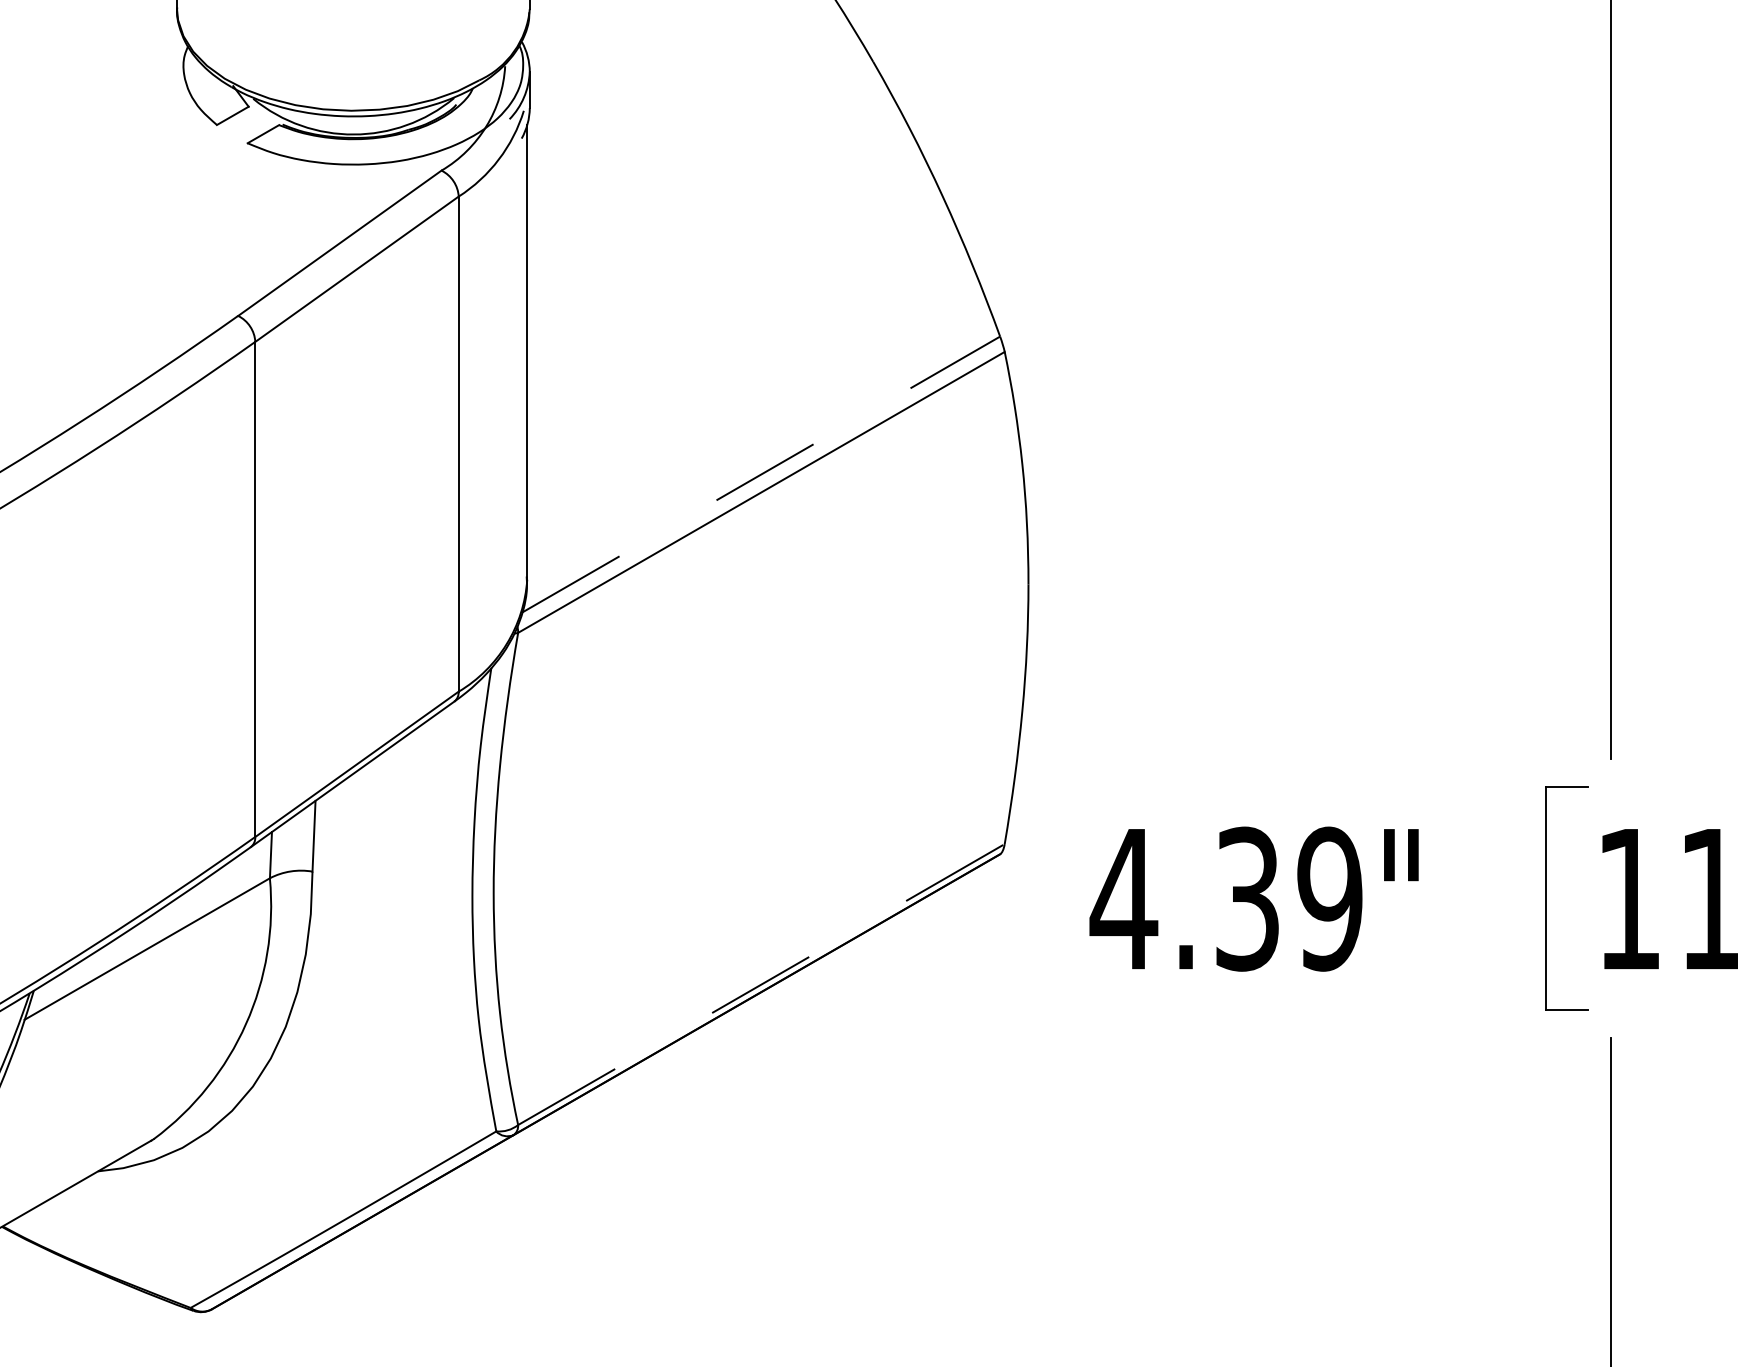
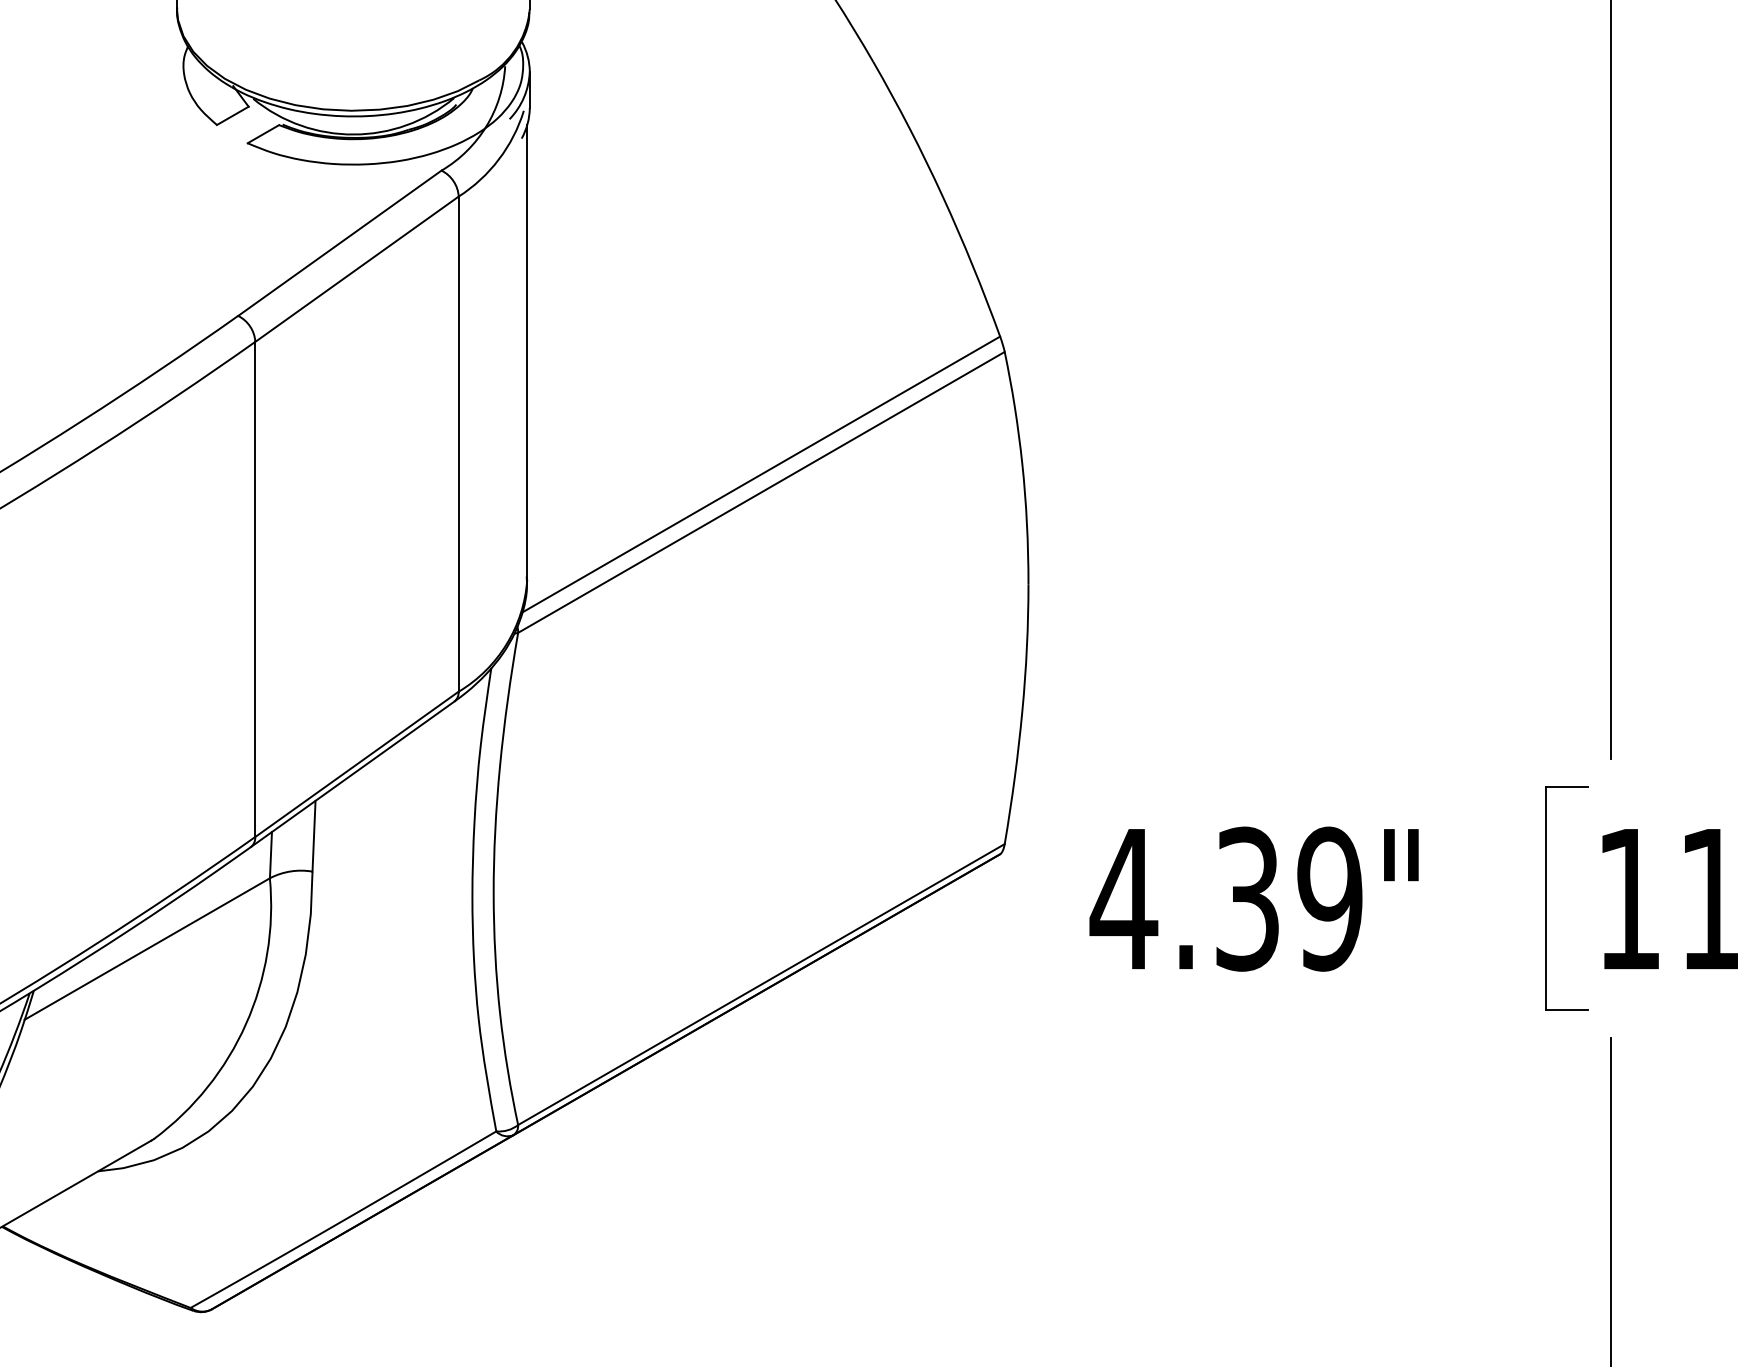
line: dashed -> solid (761, 474)
line: dashed -> solid (761, 984)
